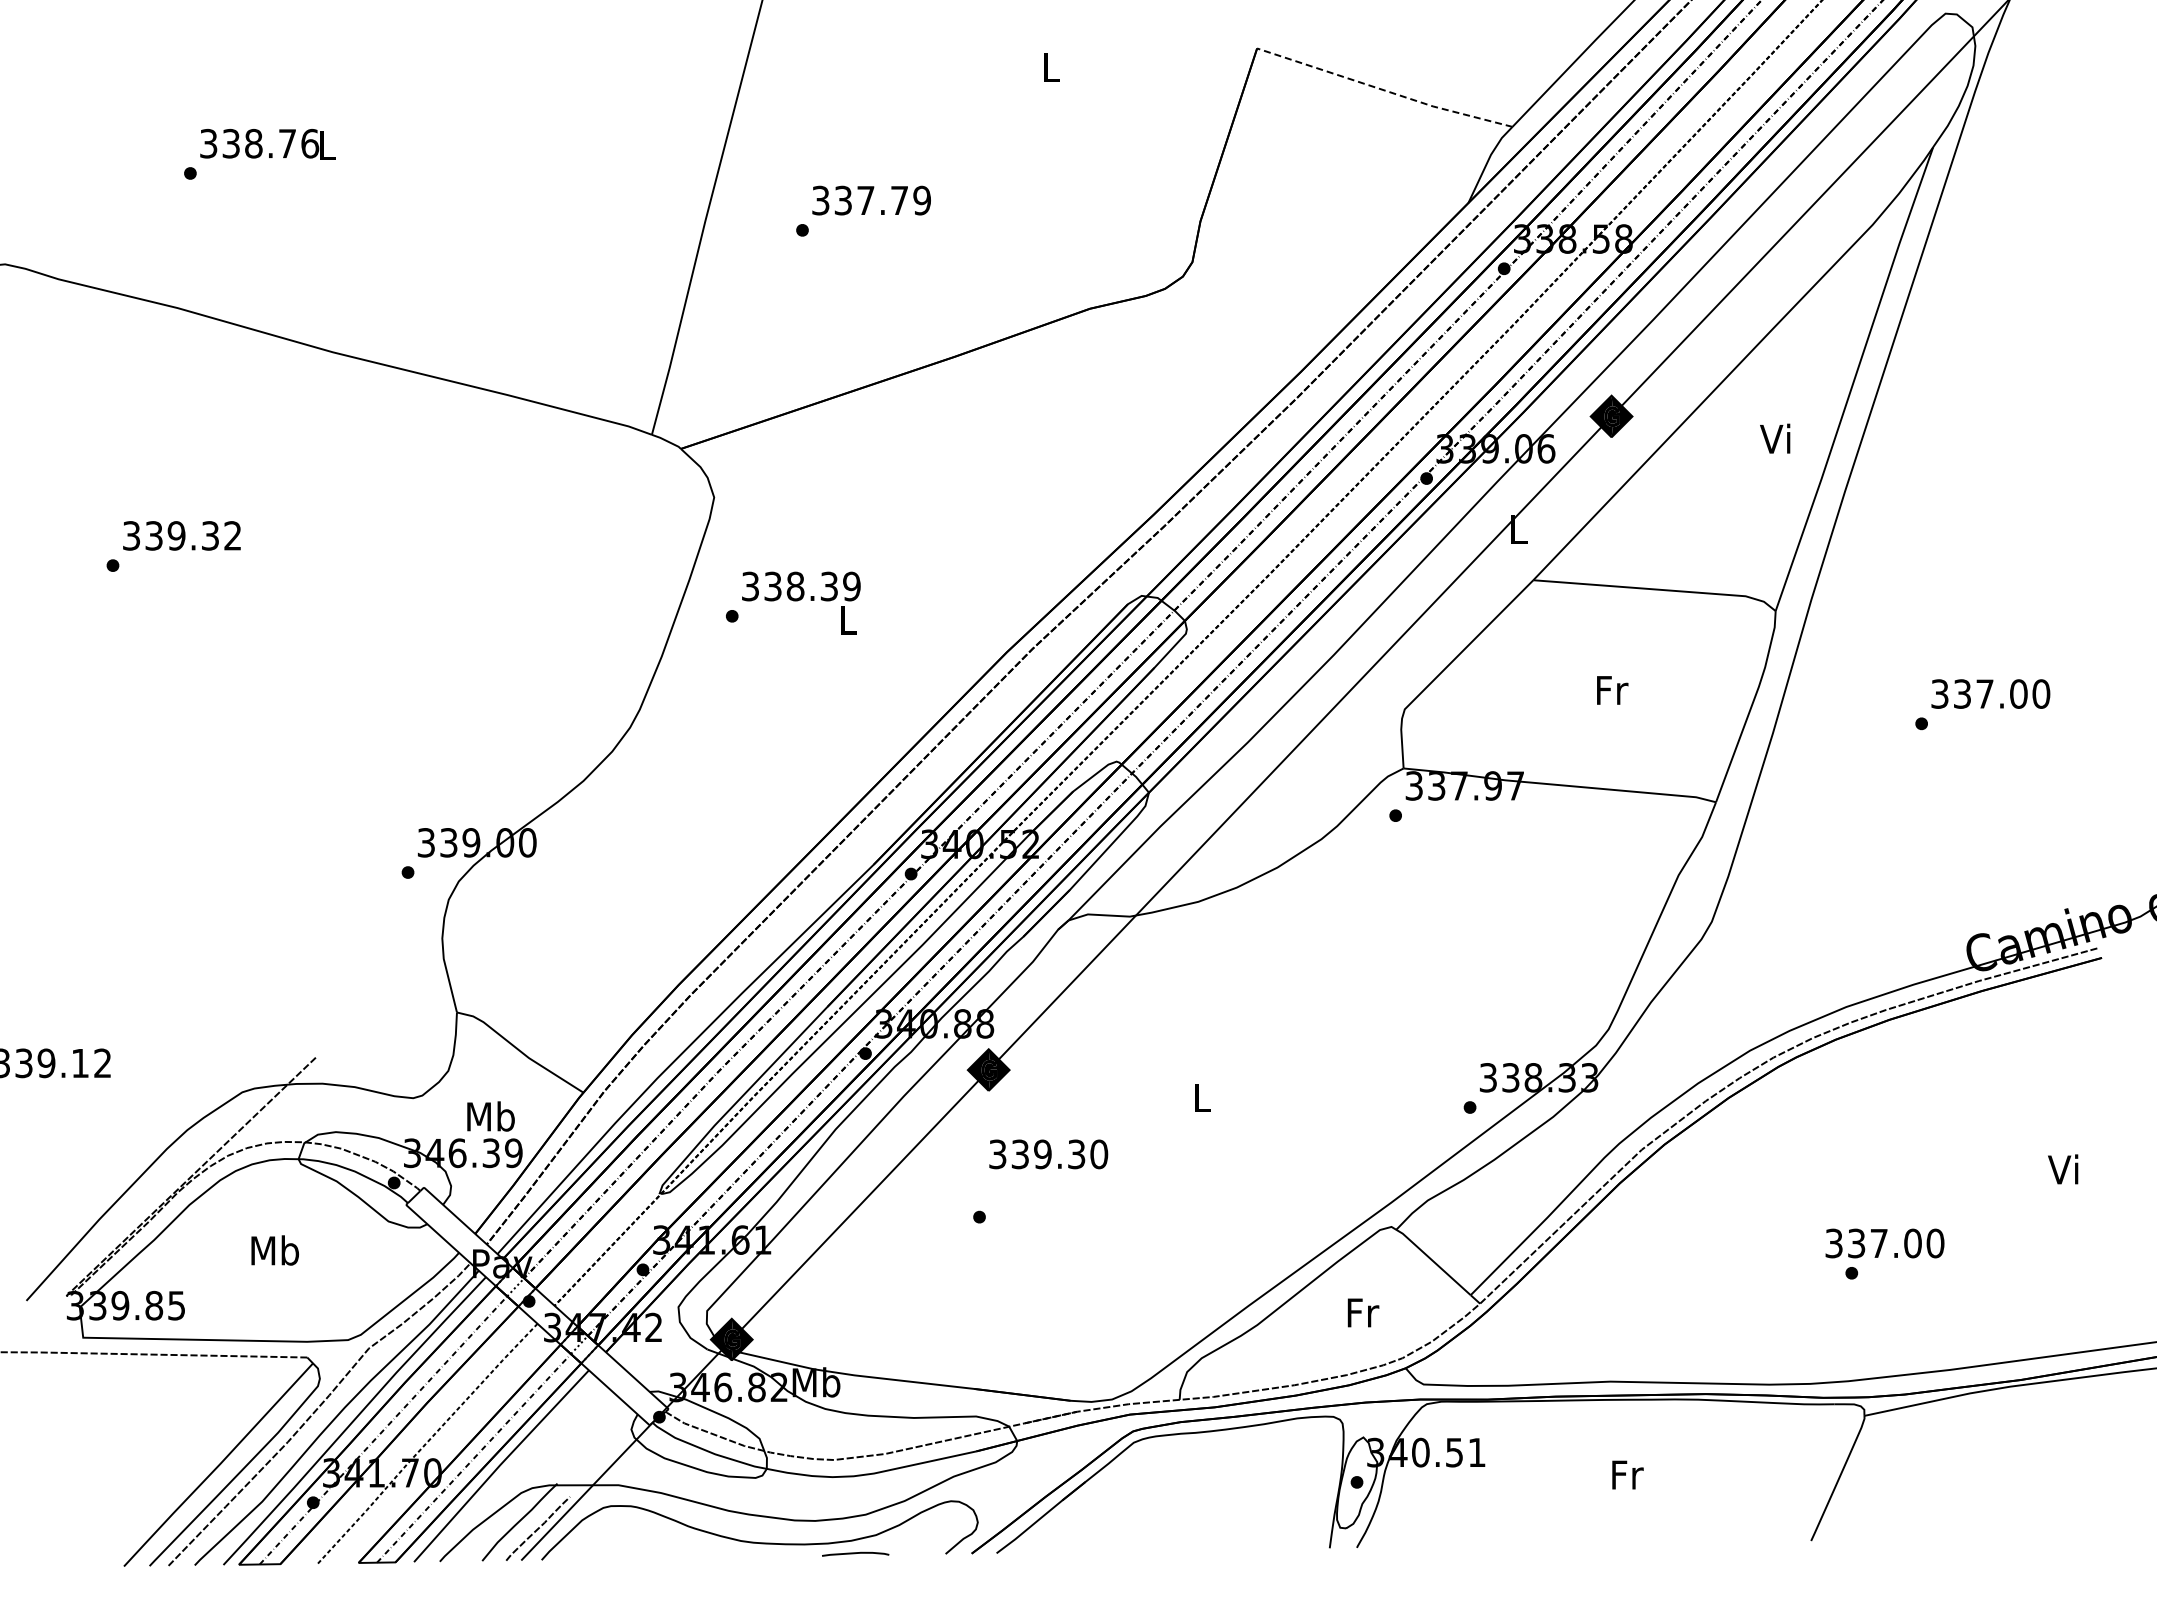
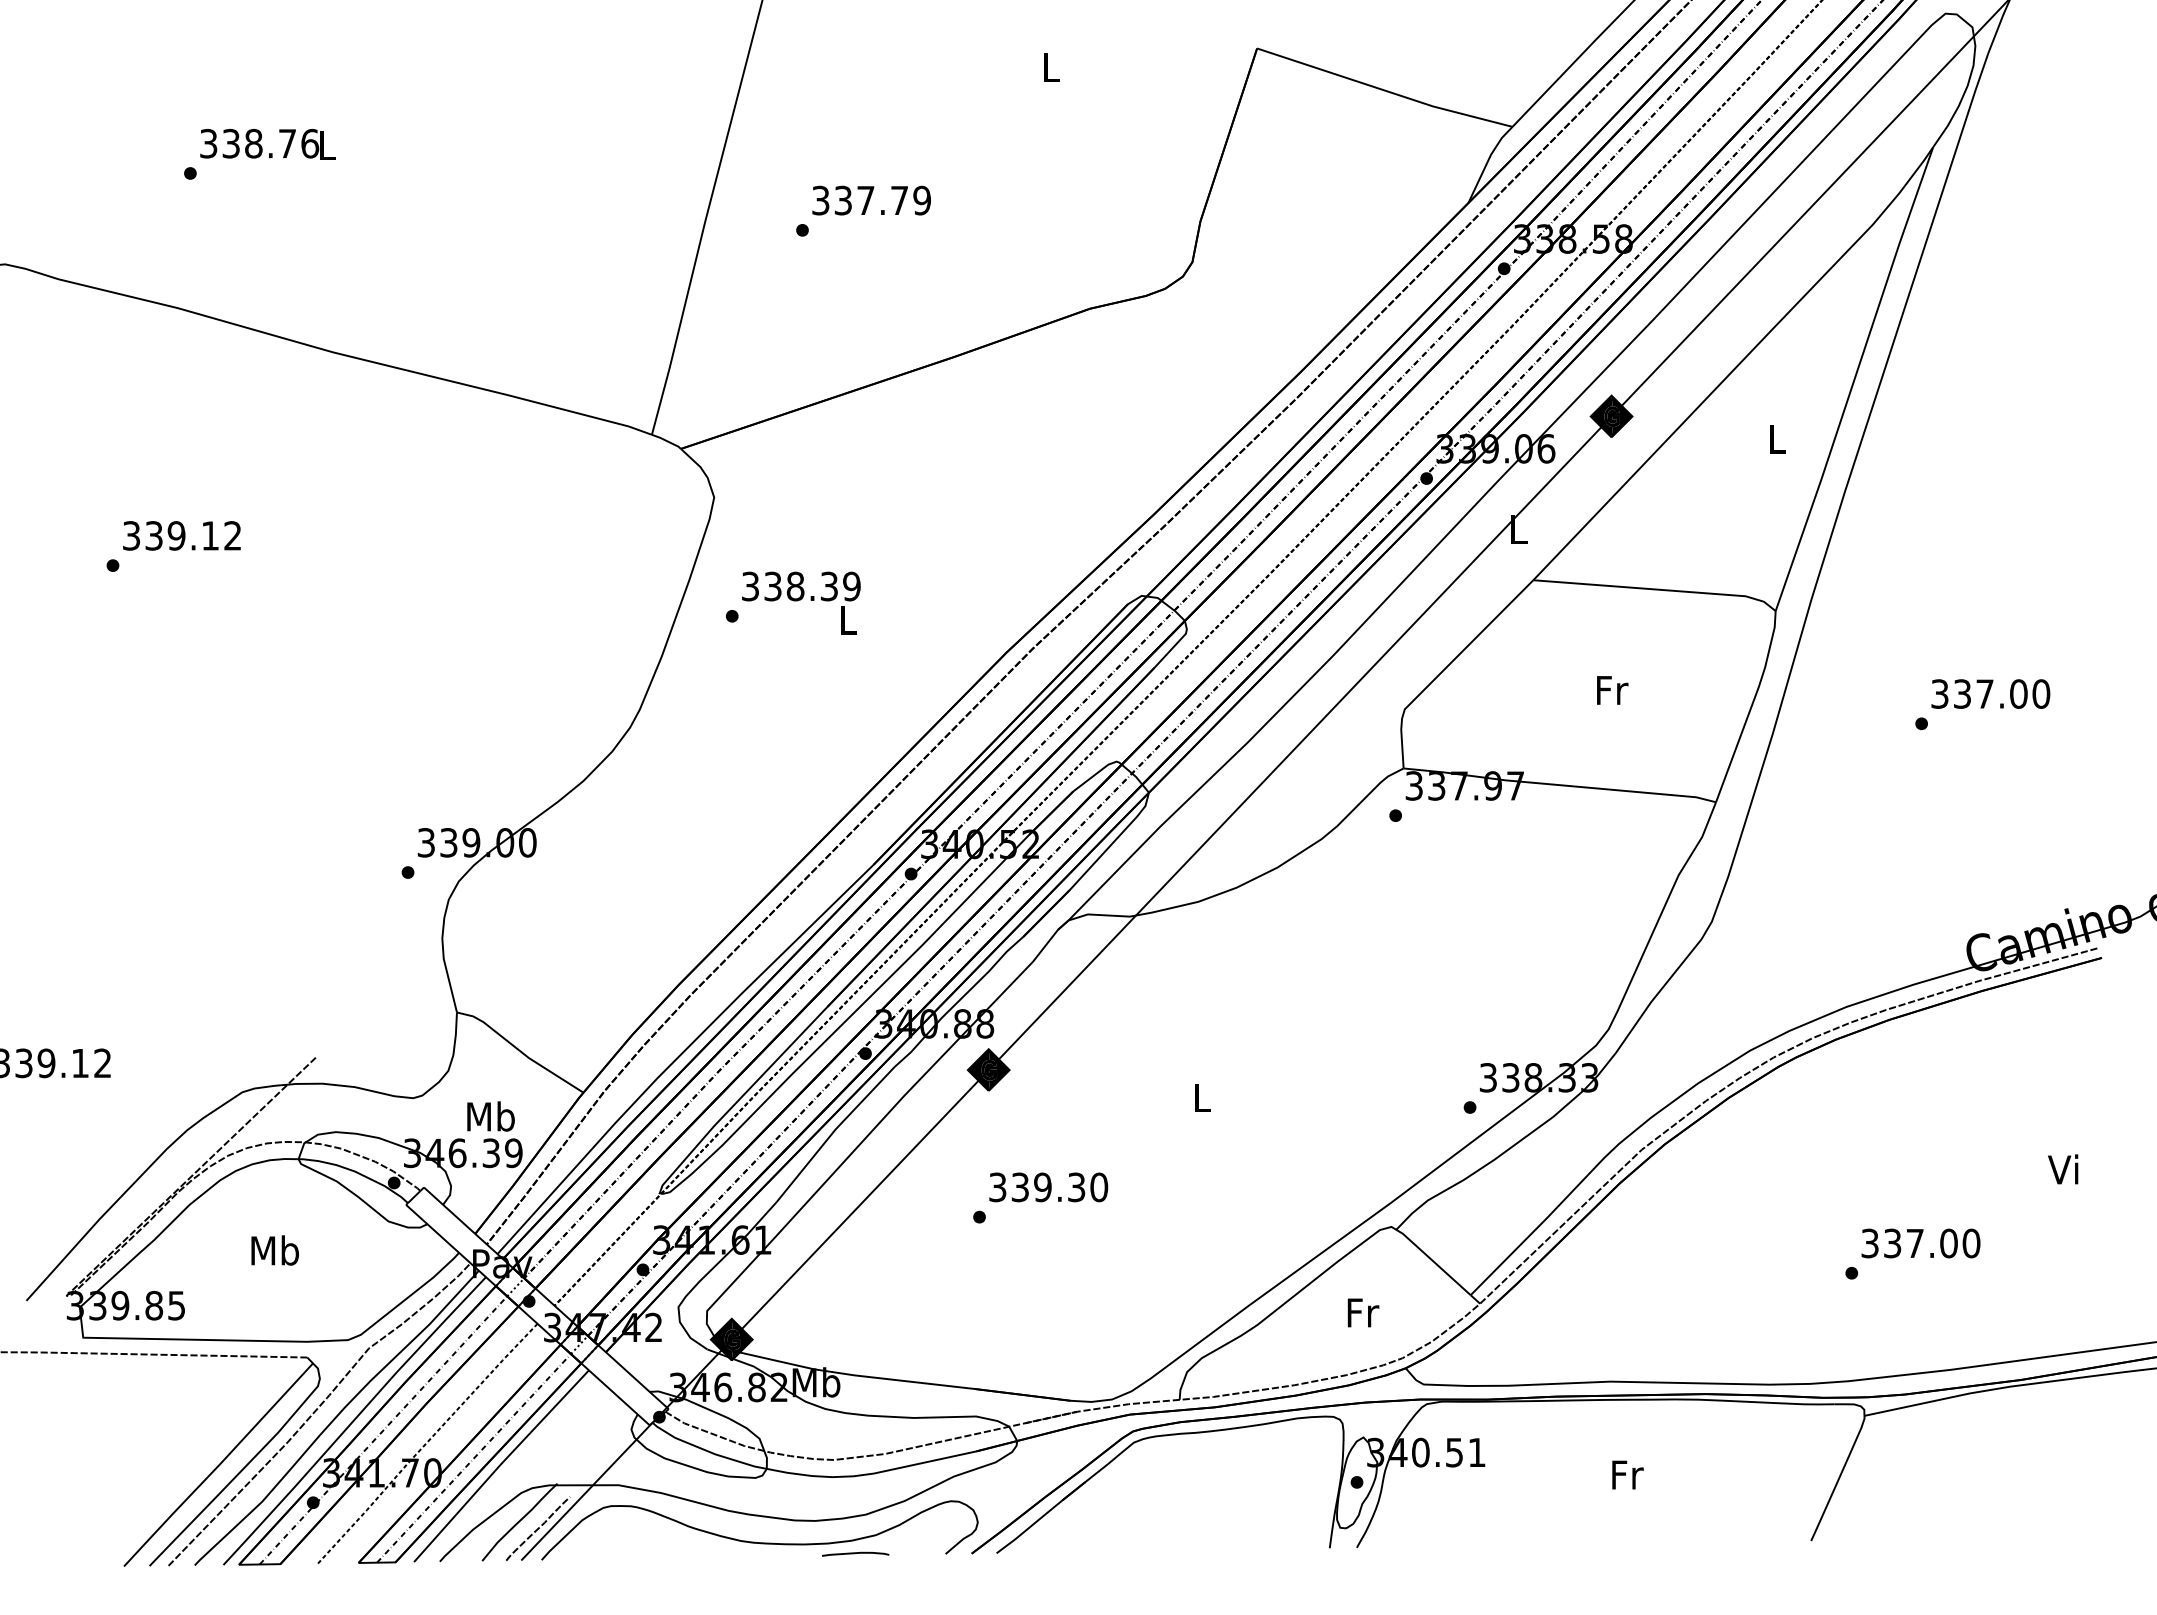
line: dashed -> solid (1384, 90)
text: Vi -> L (1775, 438)
text: 339.32 -> 339.12 (210, 535)
text position: (1048, 1154) -> (1048, 1187) (1048, 1187)
text position: (1884, 1243) -> (1920, 1243) (1920, 1243)
